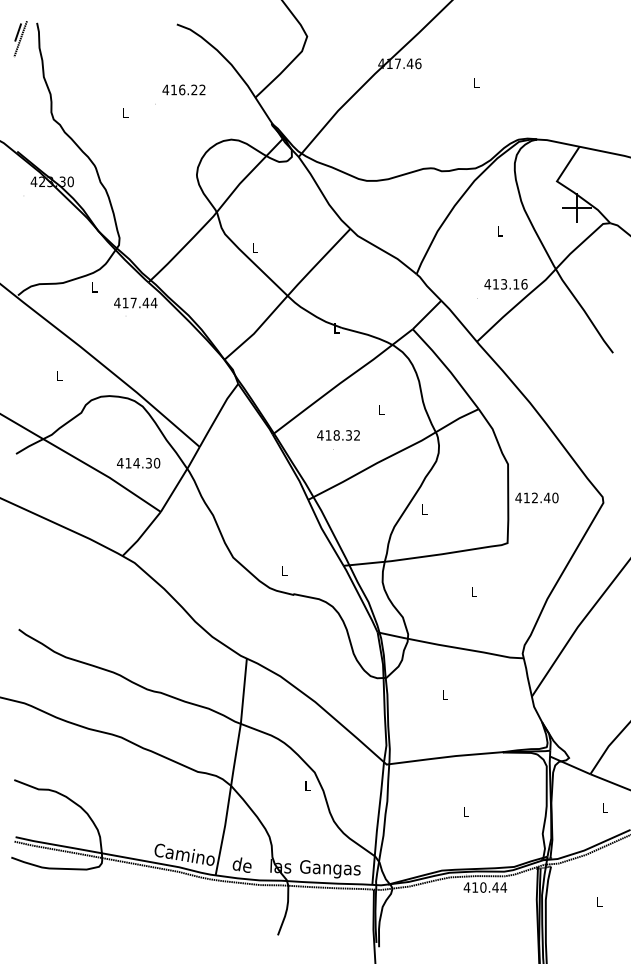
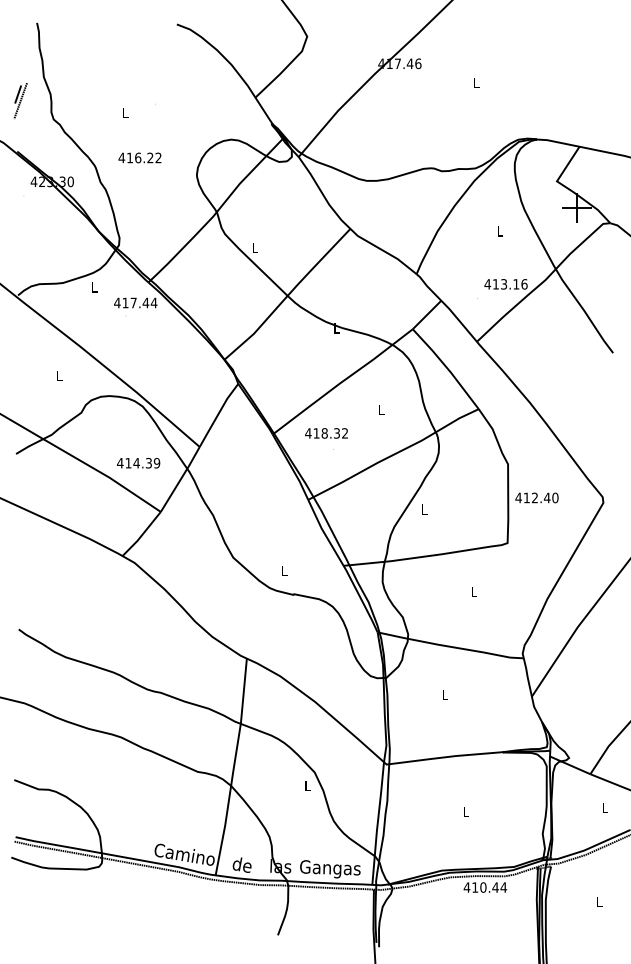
part position: (20, 39) -> (20, 101) (20, 101)
text position: (183, 89) -> (139, 157) (139, 157)
text position: (338, 435) -> (326, 433) (326, 433)
text: 414.30 -> 414.39 (156, 463)
